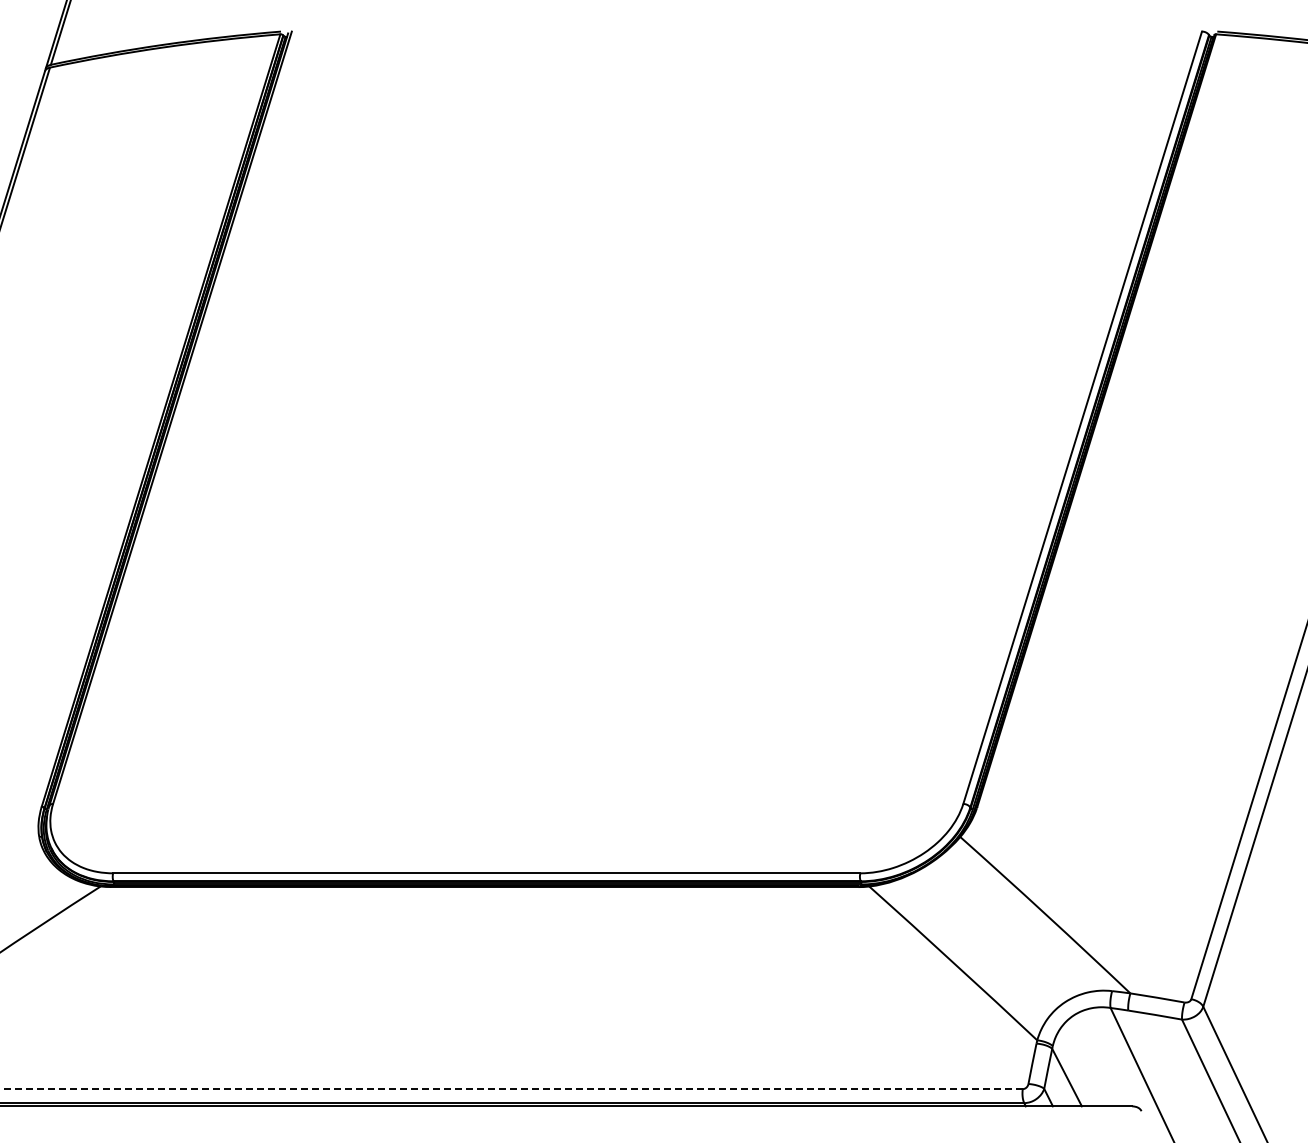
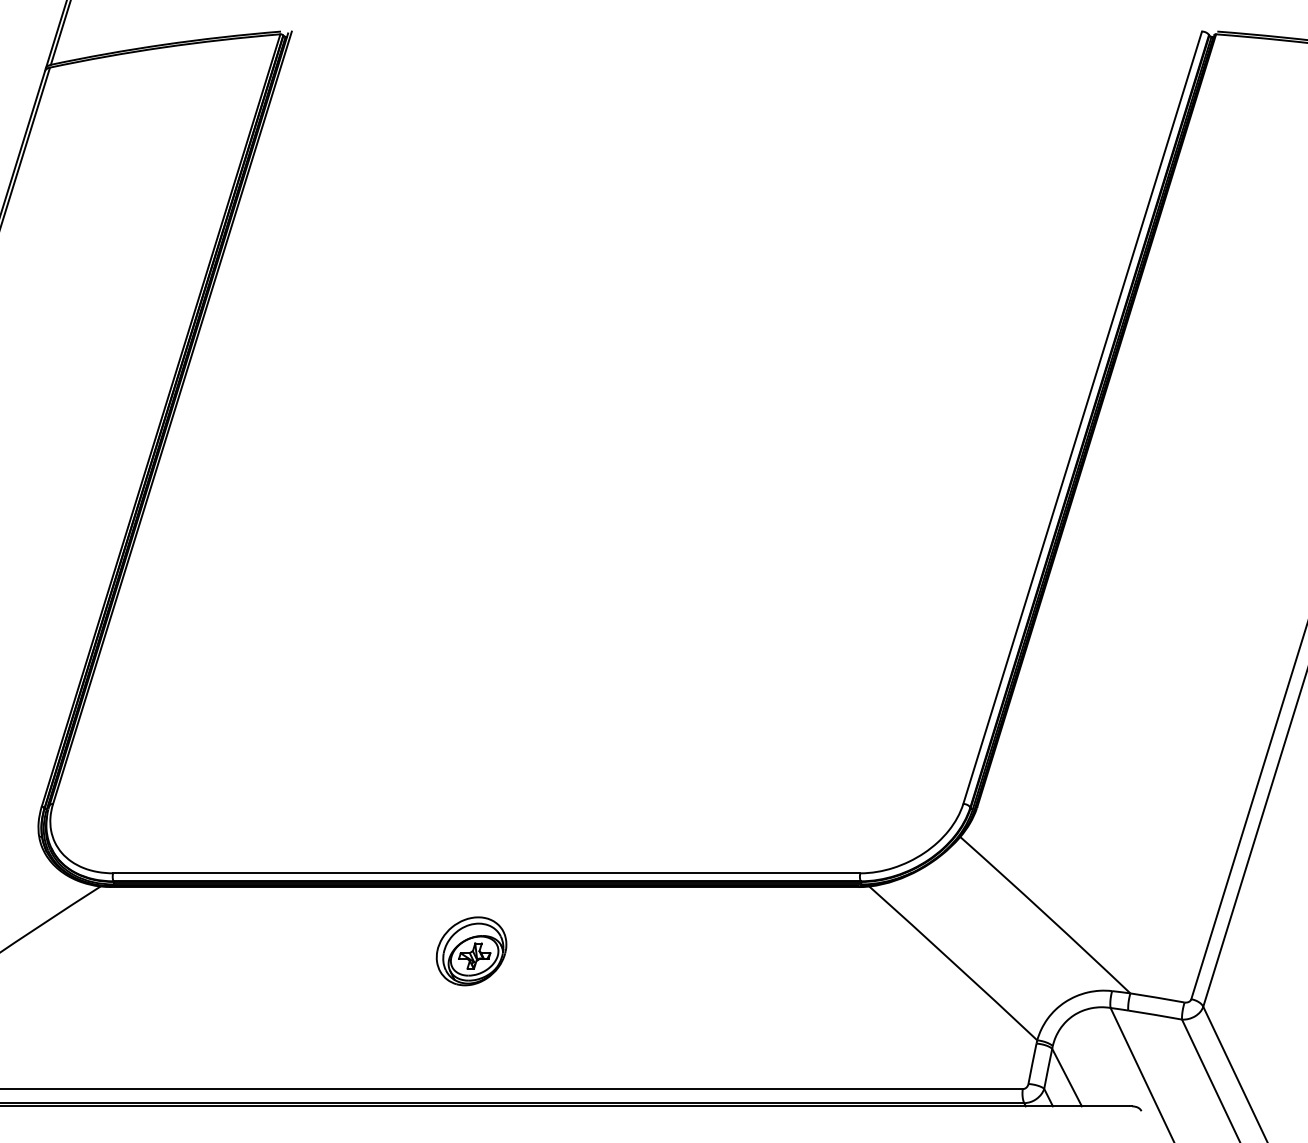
part: none -> present (471, 951)
line: dashed -> solid (511, 1089)
